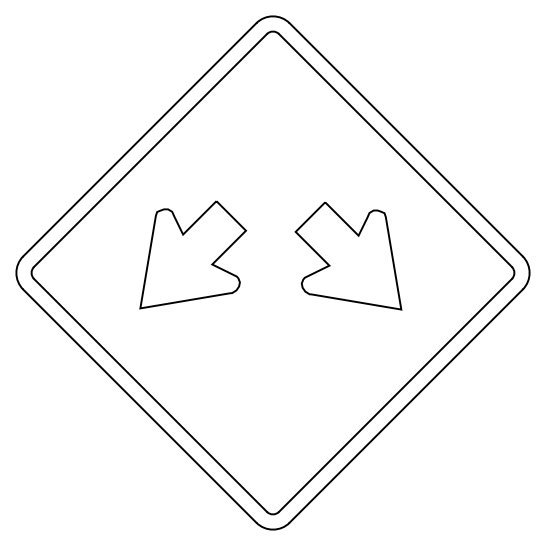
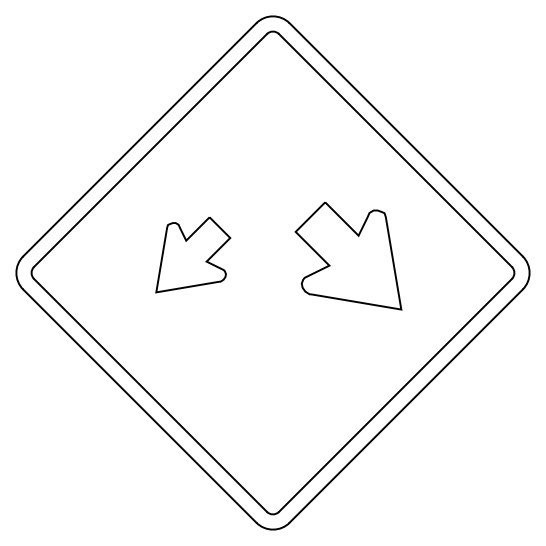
part size: 109x110 px -> 77x77 px (193, 255)
